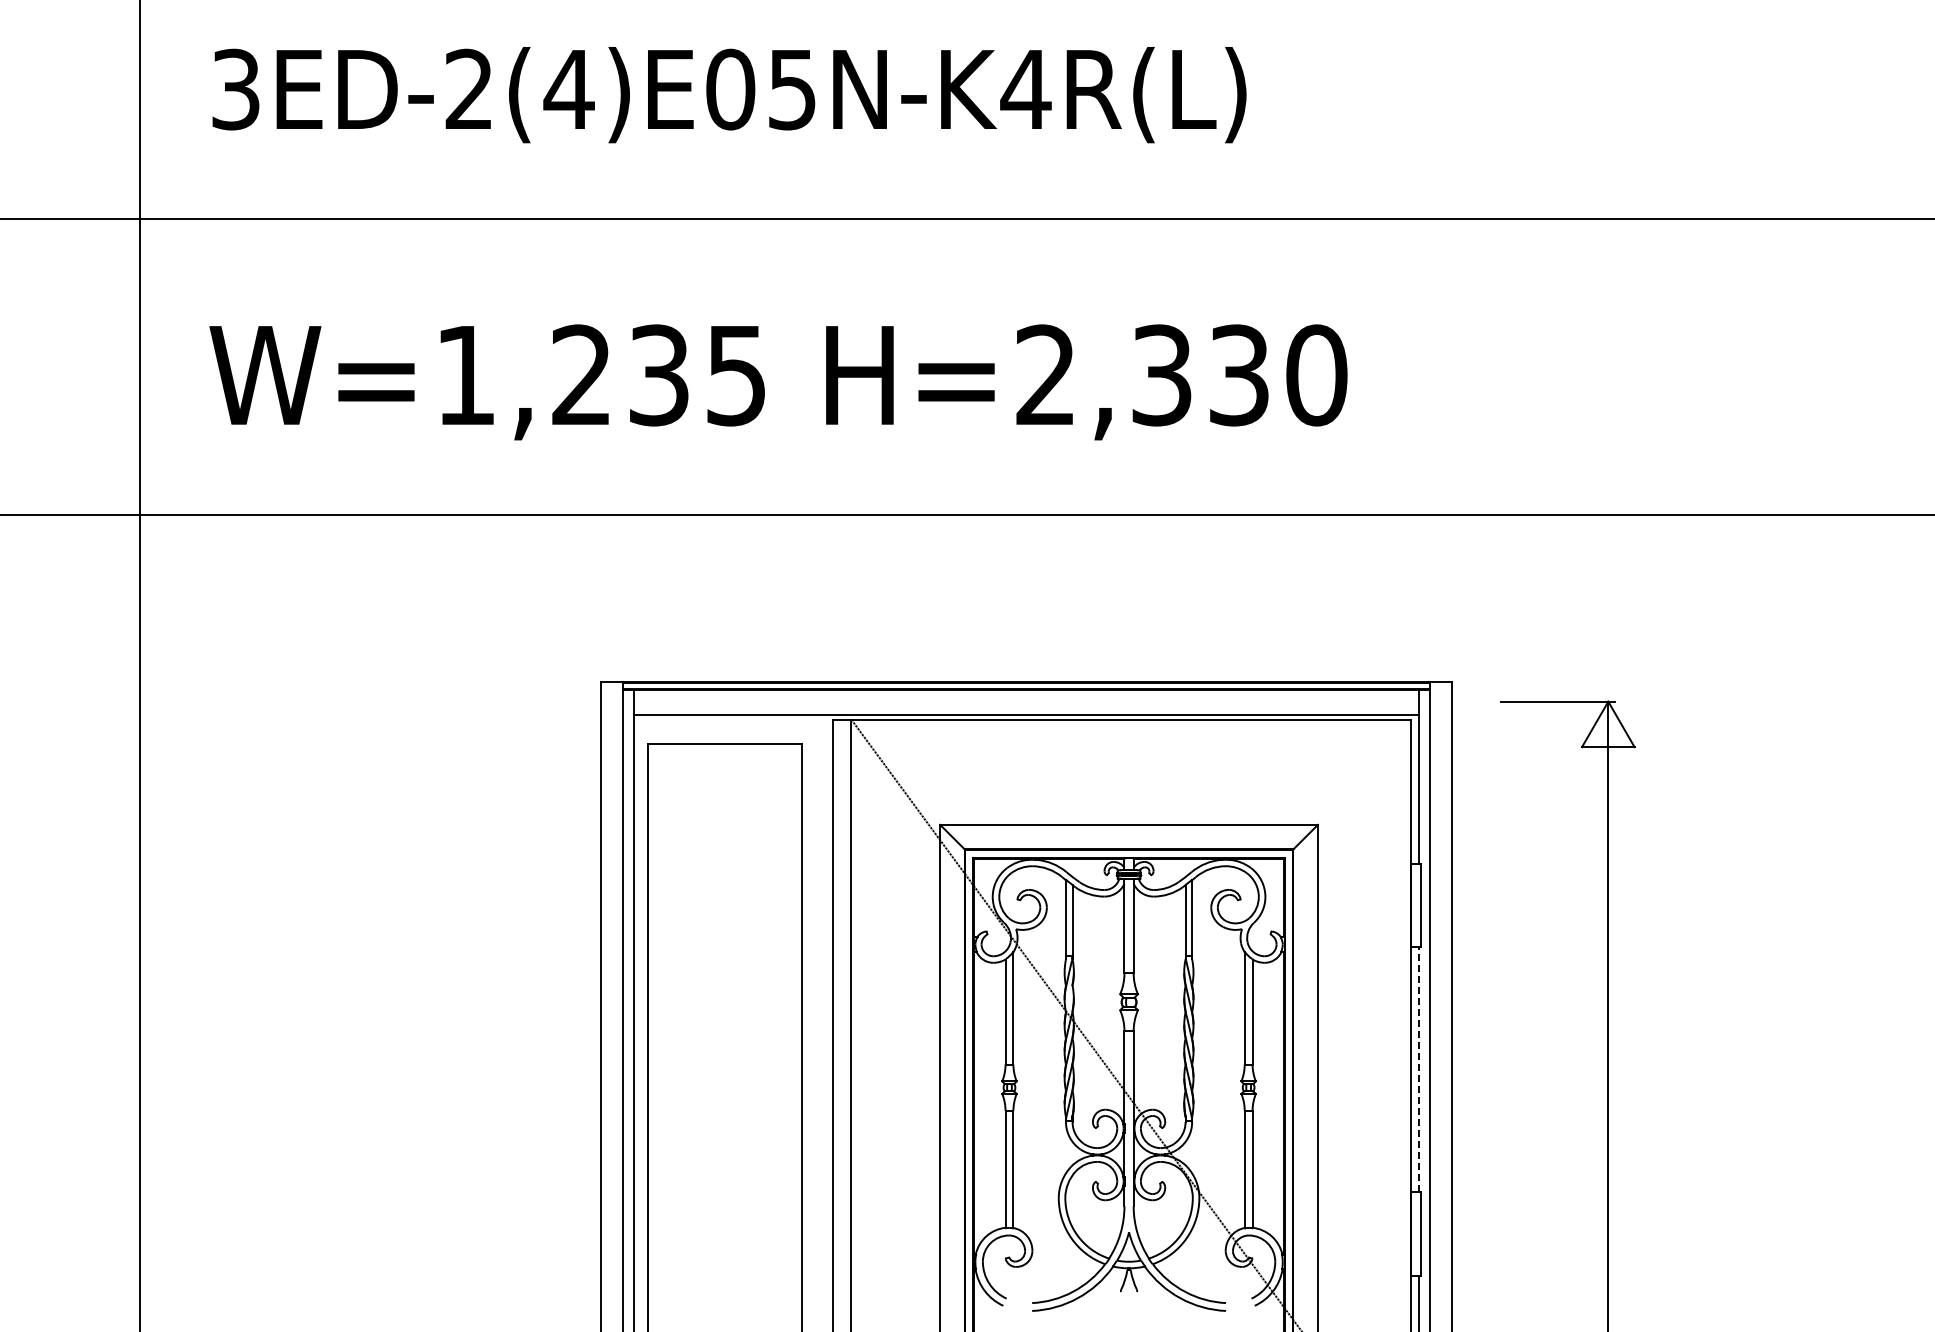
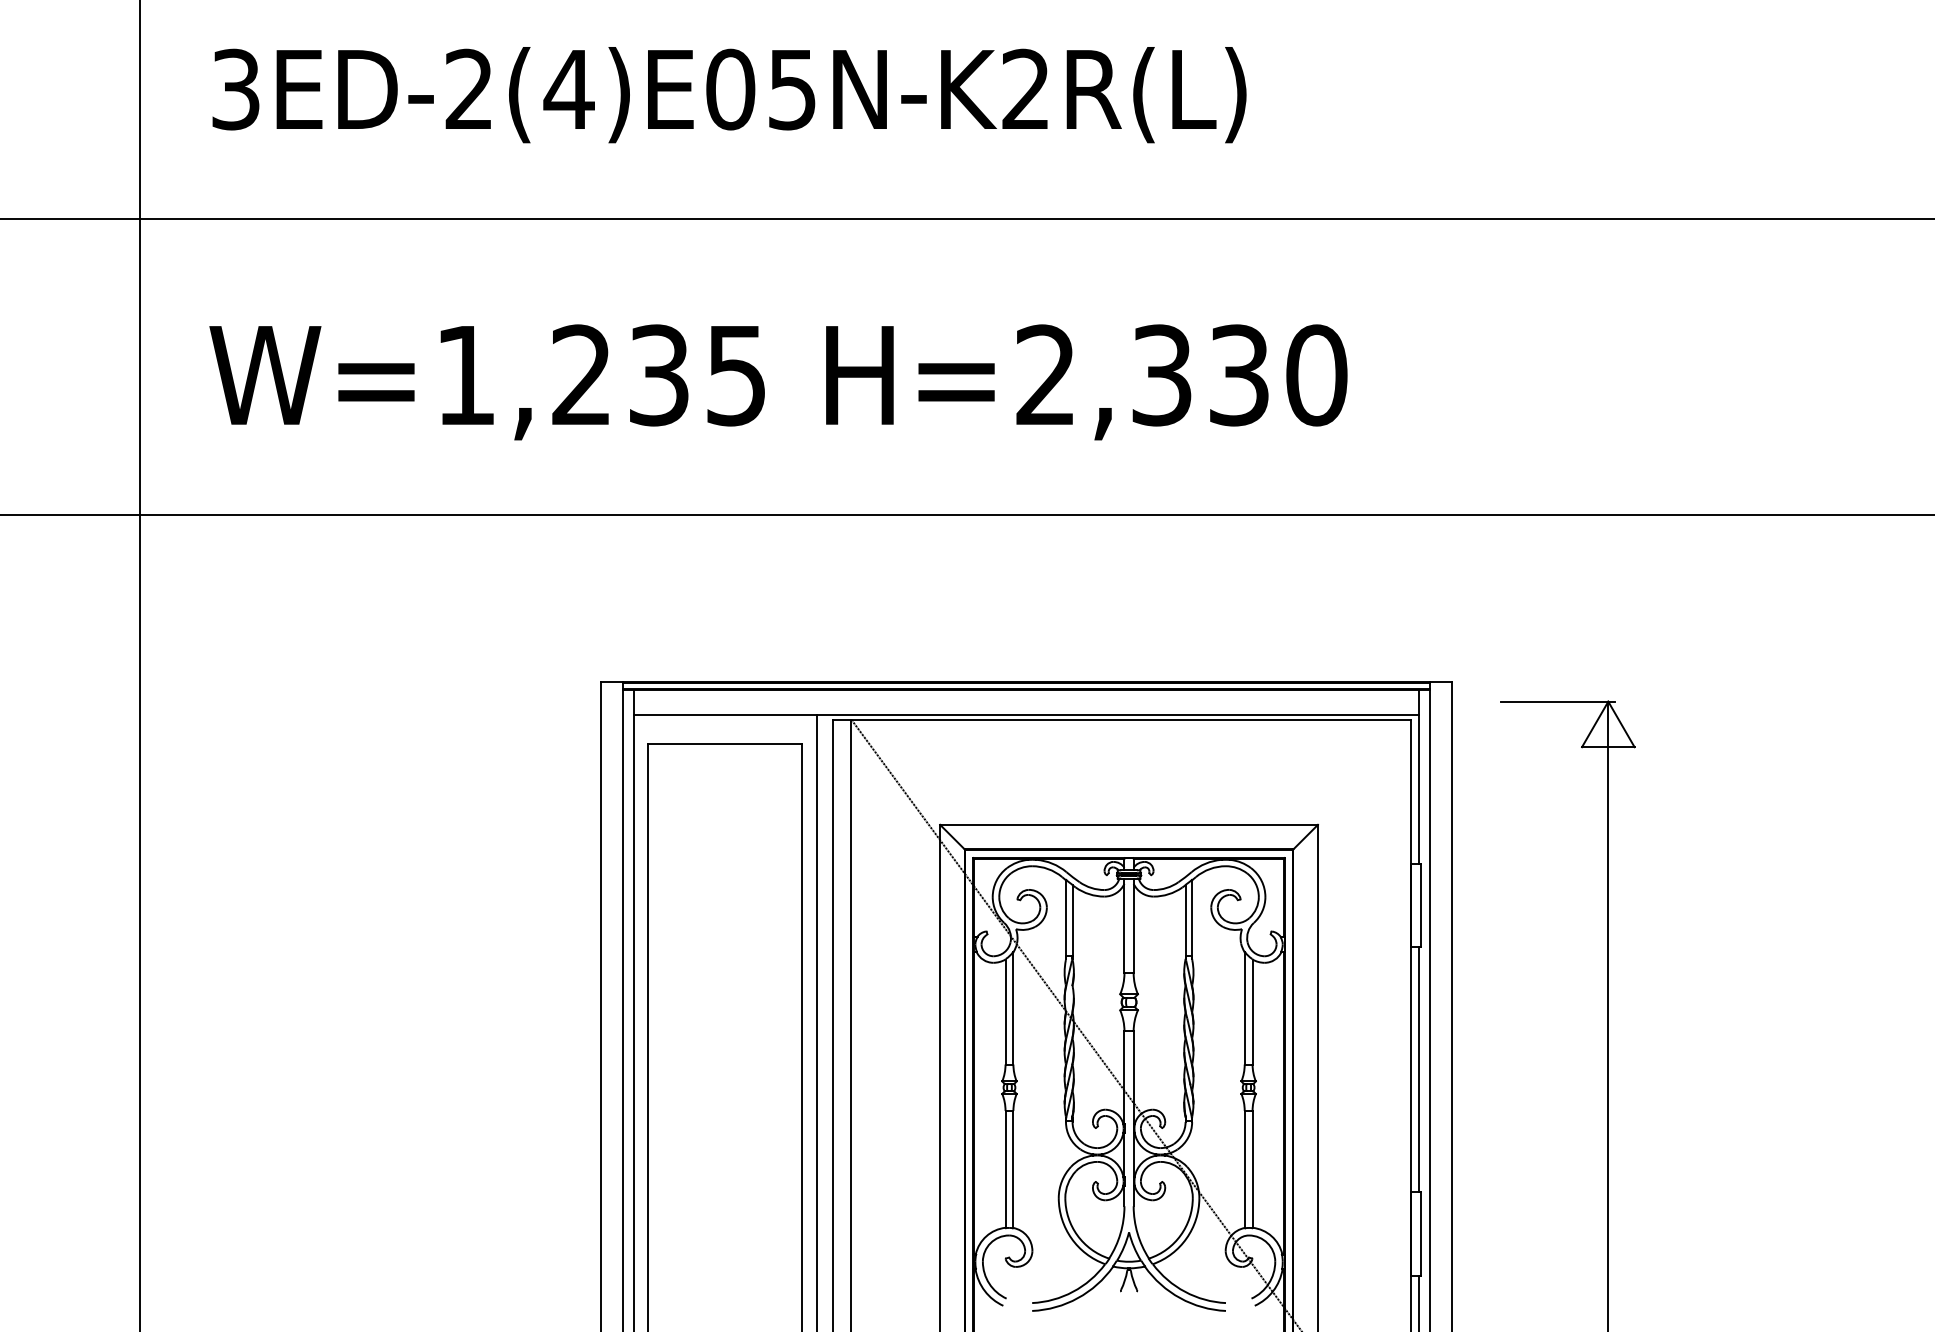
text: 3ED-2(4)E05N-K4R(L) -> 3ED-2(4)E05N-K2R(L) (1025, 88)
line: none -> present (816, 1021)
line: dashed -> solid (1419, 1069)
